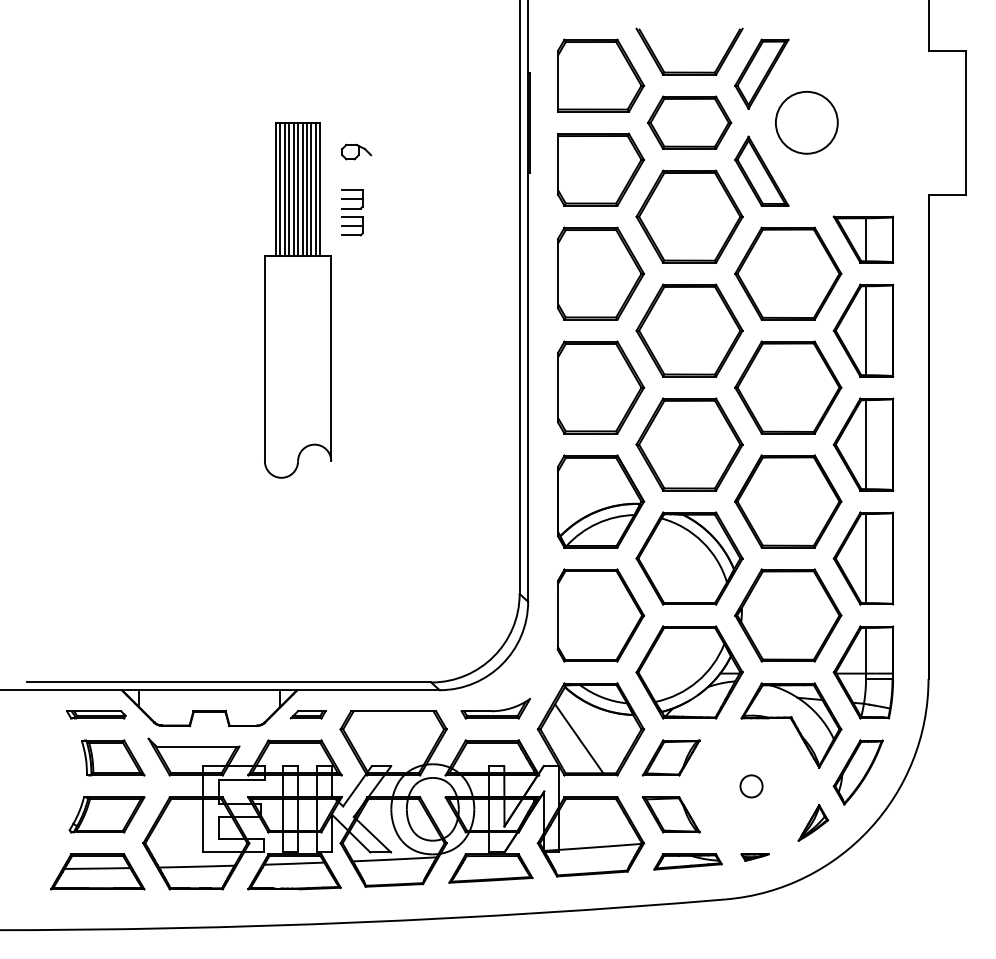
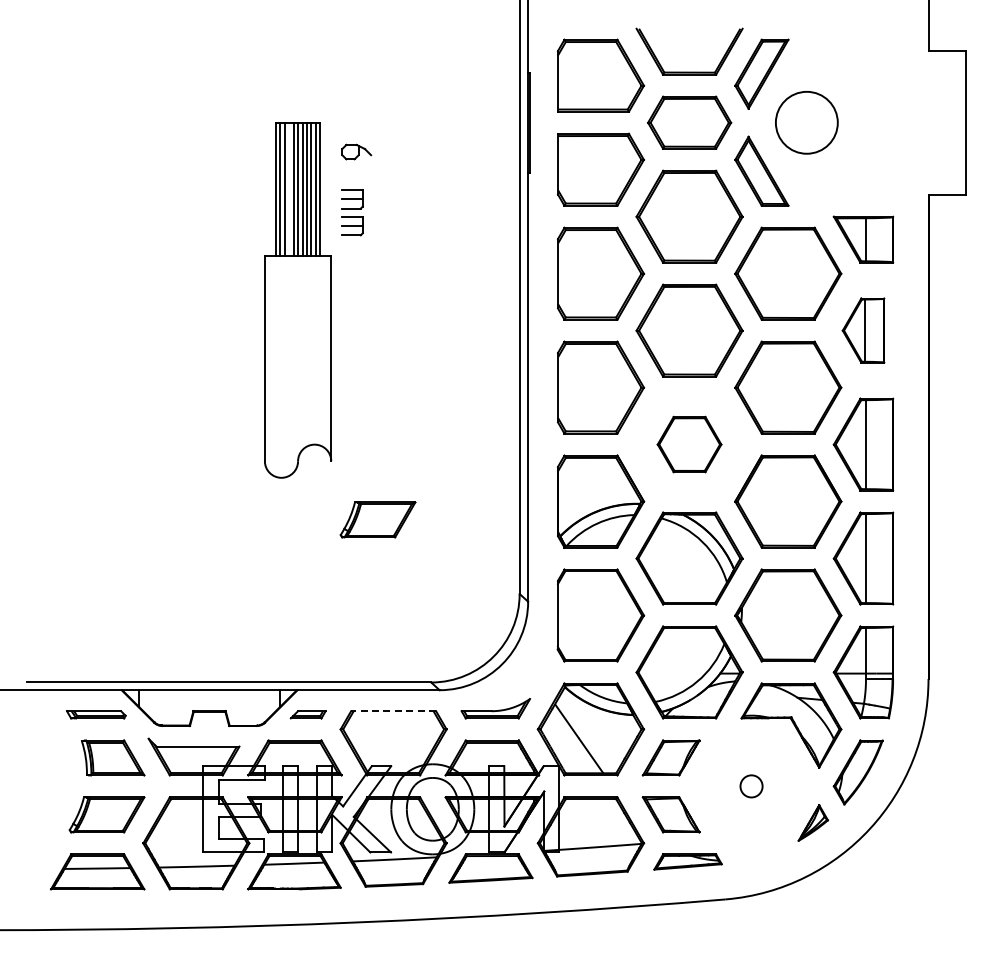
line: present -> none (289, 188)
part size: 63x95 px -> 45x67 px (863, 330)
part size: 109x95 px -> 67x59 px (689, 444)
part: none -> present (377, 519)
line: solid -> dashed (393, 711)
part: present -> none (754, 857)
